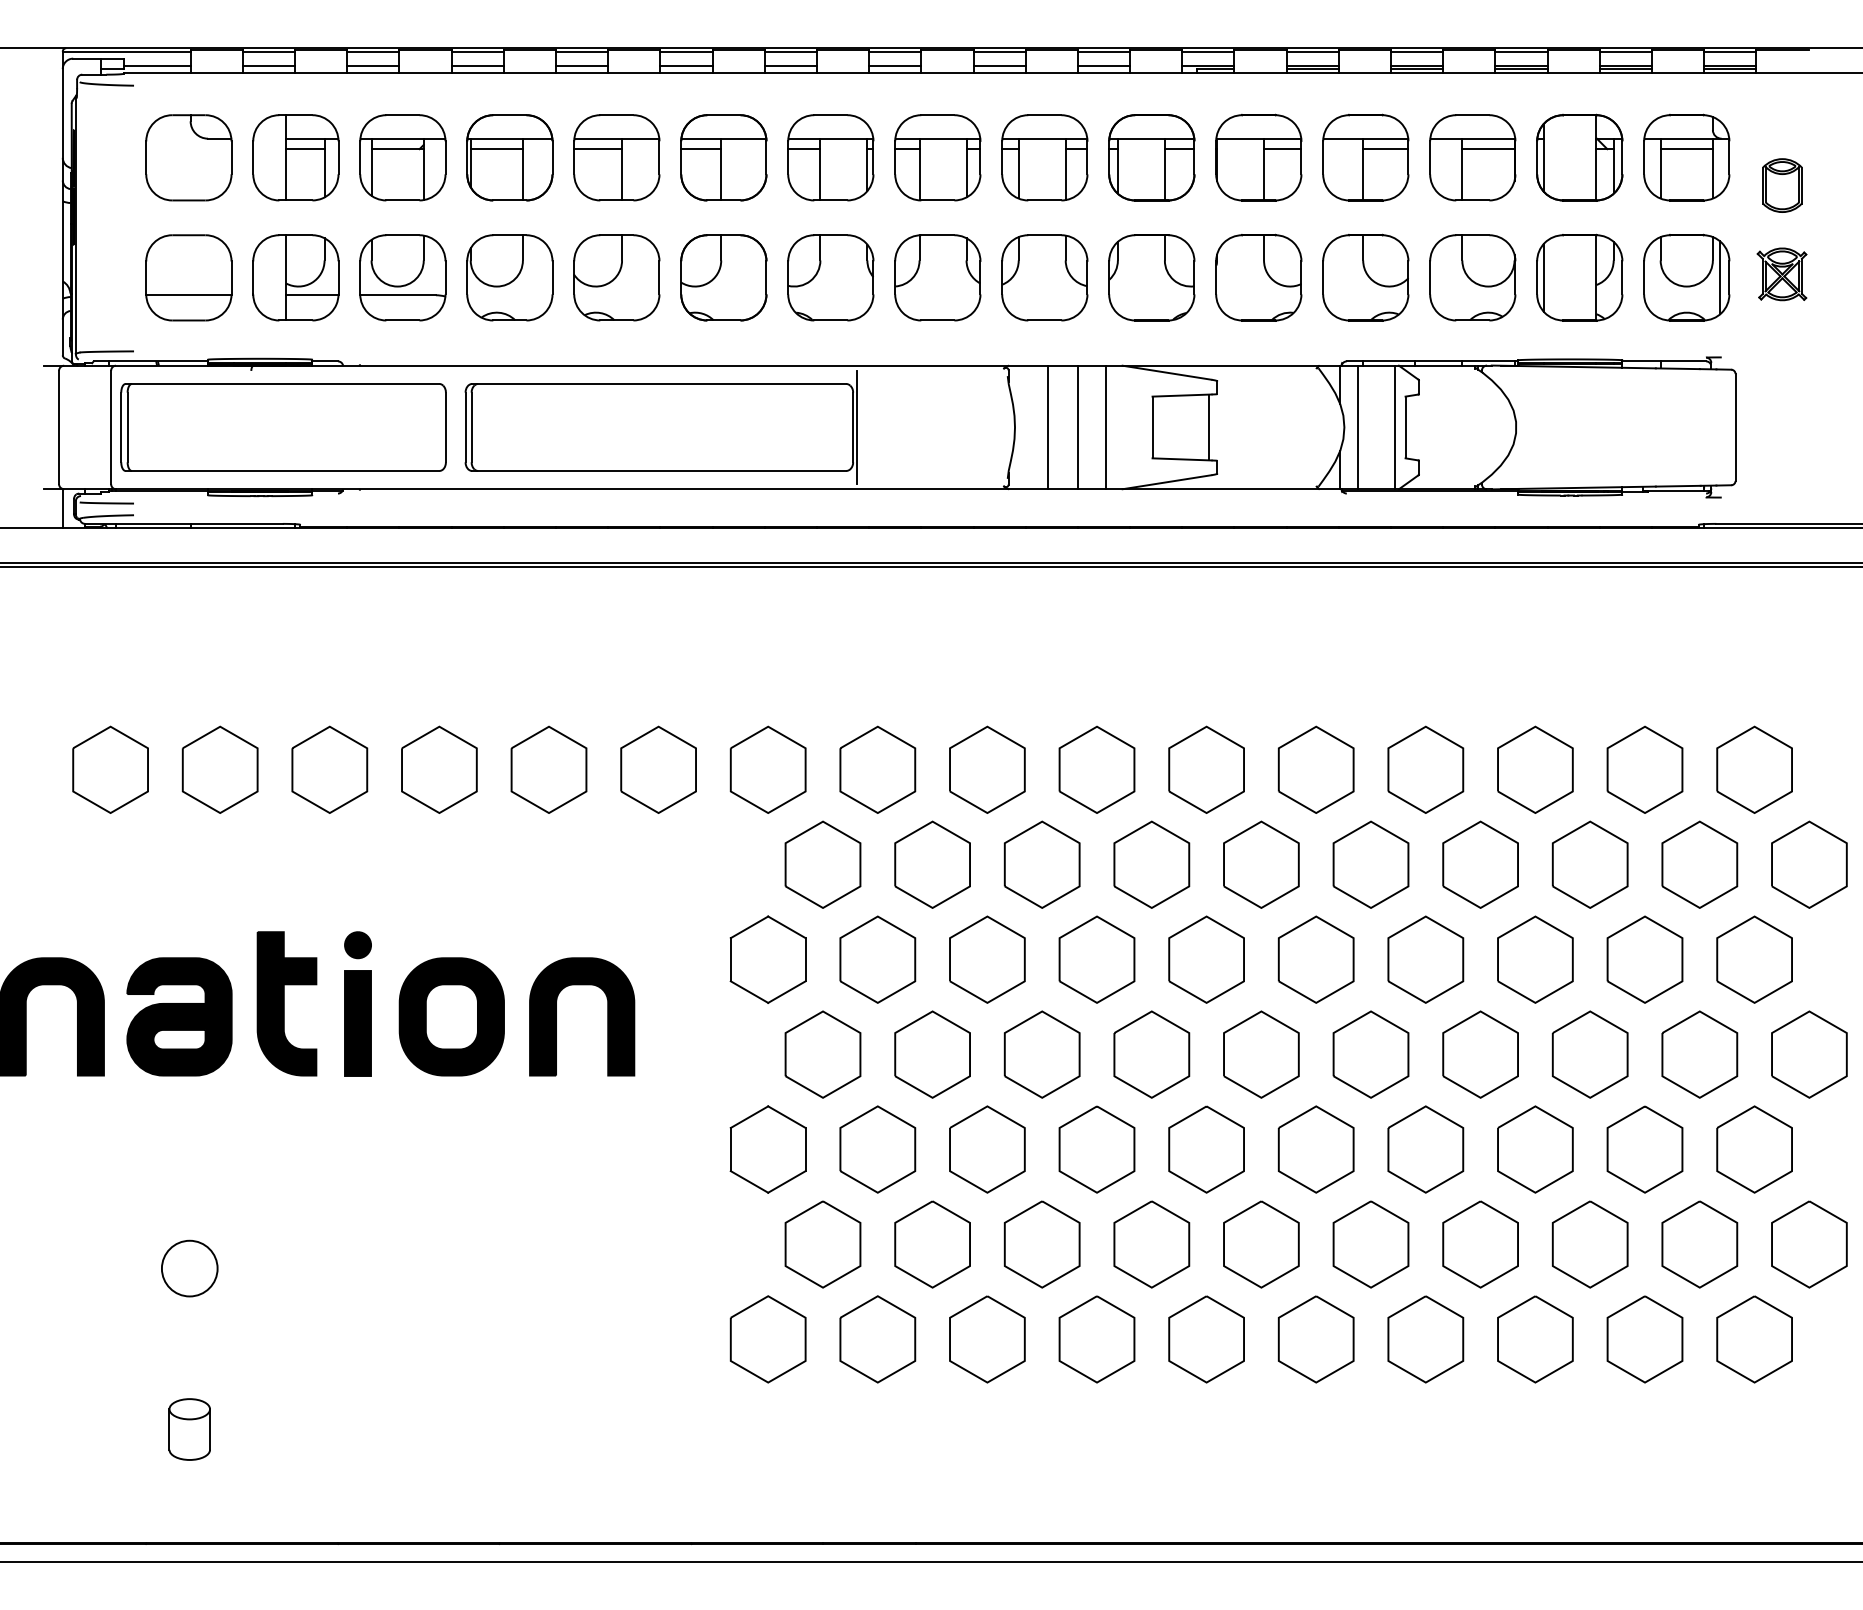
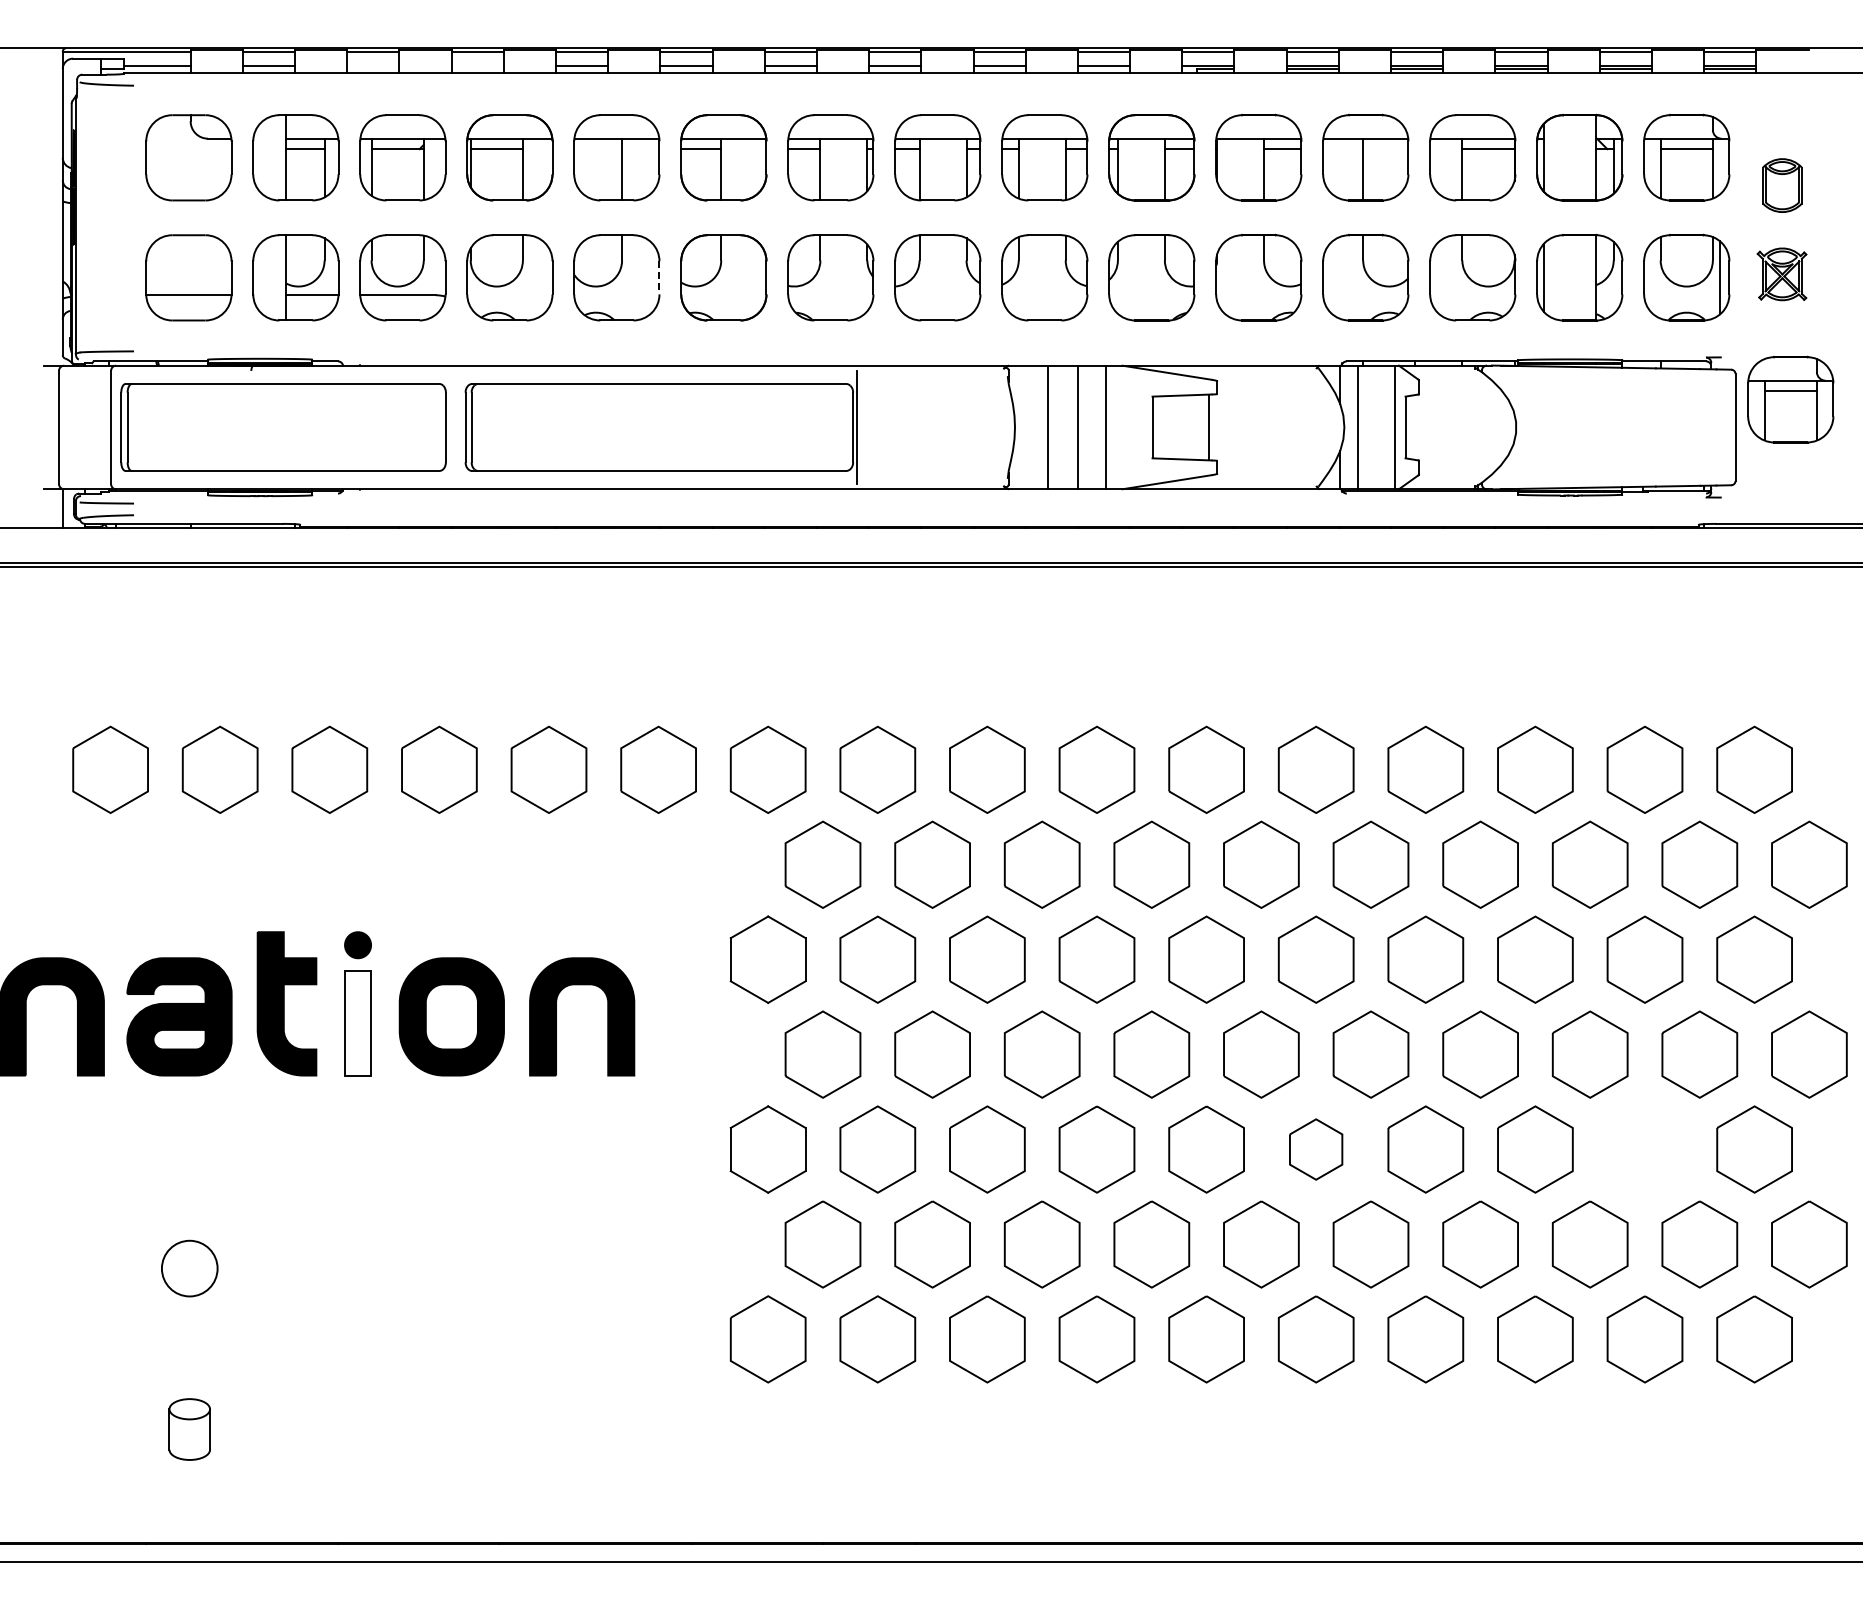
line: present -> none (373, 65)
line: present -> none (477, 65)
line: present -> none (598, 149)
line: present -> none (1385, 149)
line: solid -> dashed (659, 277)
part: none -> present (1790, 399)
fill: present -> none (358, 1023)
part size: 78x89 px -> 55x63 px (1316, 1149)
part: present -> none (1644, 1149)
